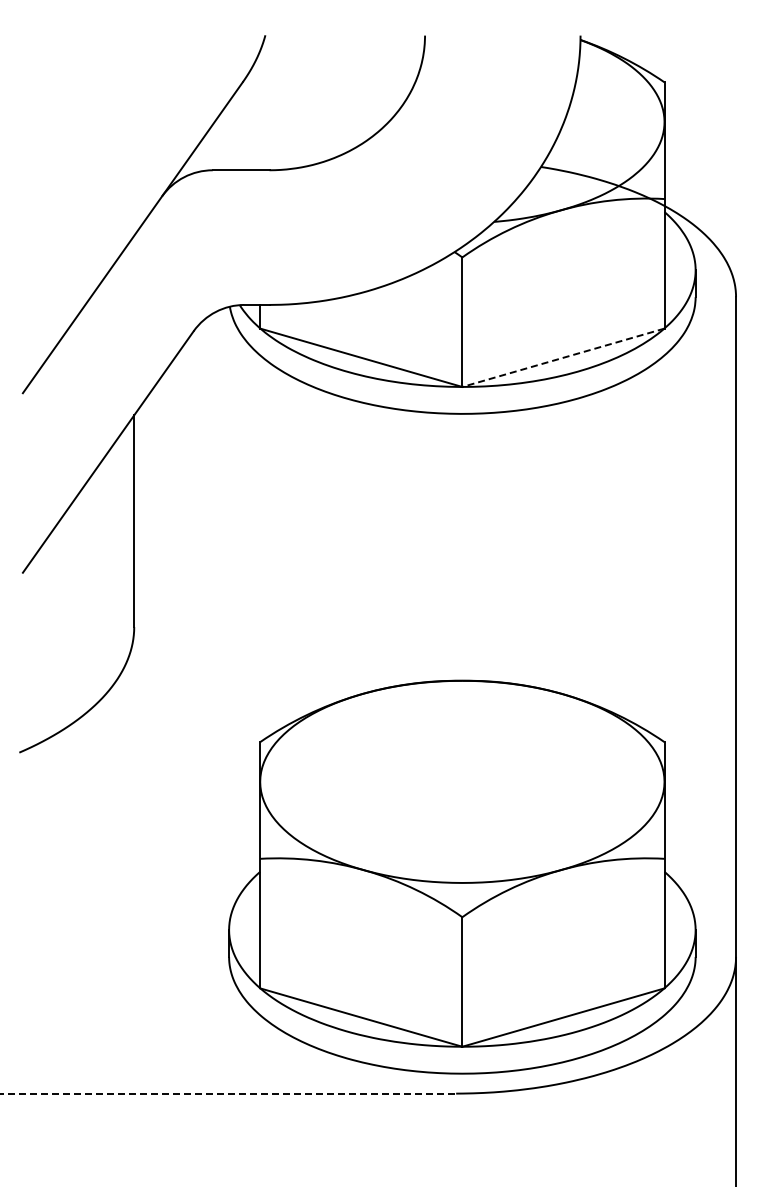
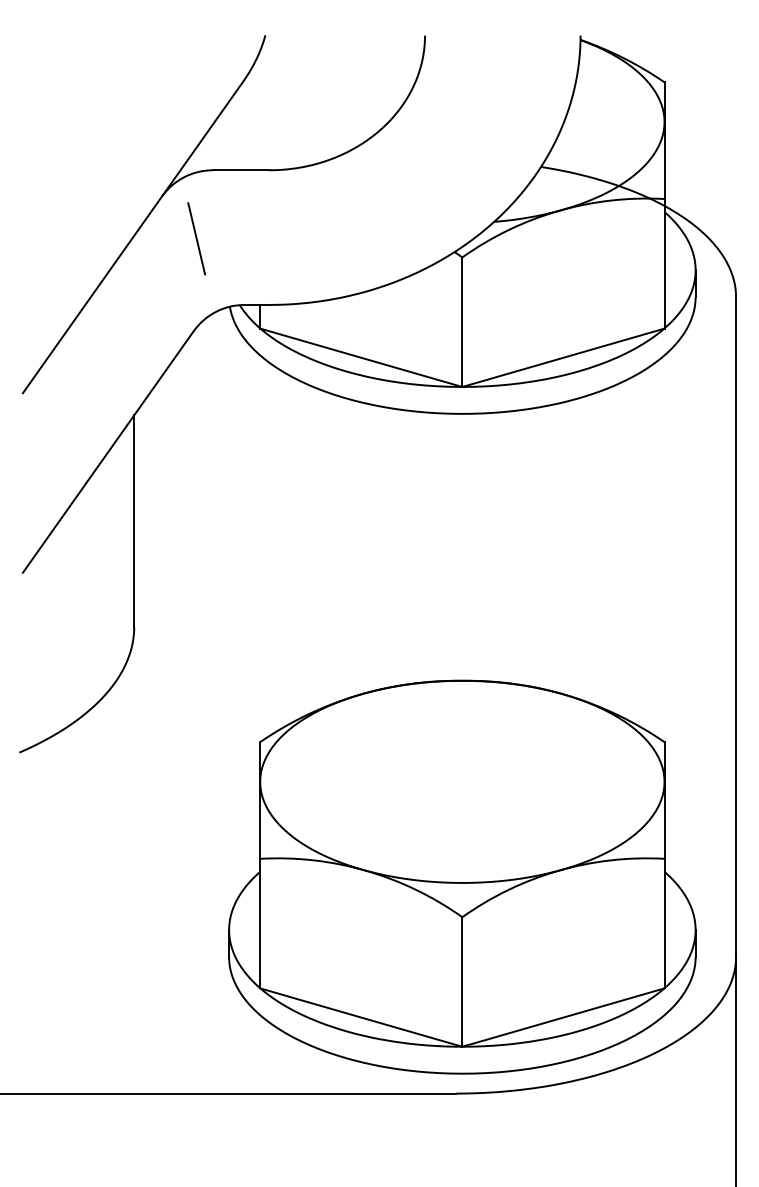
line: none -> present (196, 238)
line: dashed -> solid (562, 357)
line: dashed -> solid (228, 1093)
